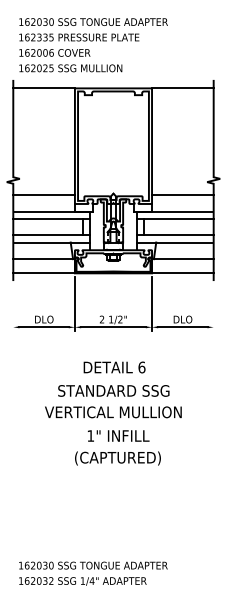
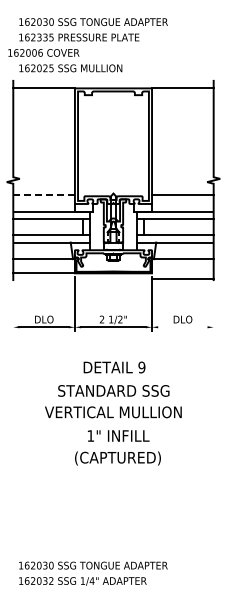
text position: (54, 52) -> (43, 52) (43, 52)
line: solid -> dashed (44, 195)
line position: (182, 273) -> (182, 279) (182, 279)
line: present -> none (182, 327)
text: 6 -> 9 (141, 367)
